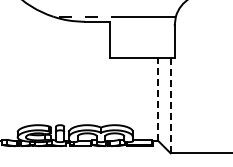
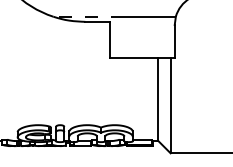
line: dashed -> solid (158, 99)
line: dashed -> solid (170, 105)
